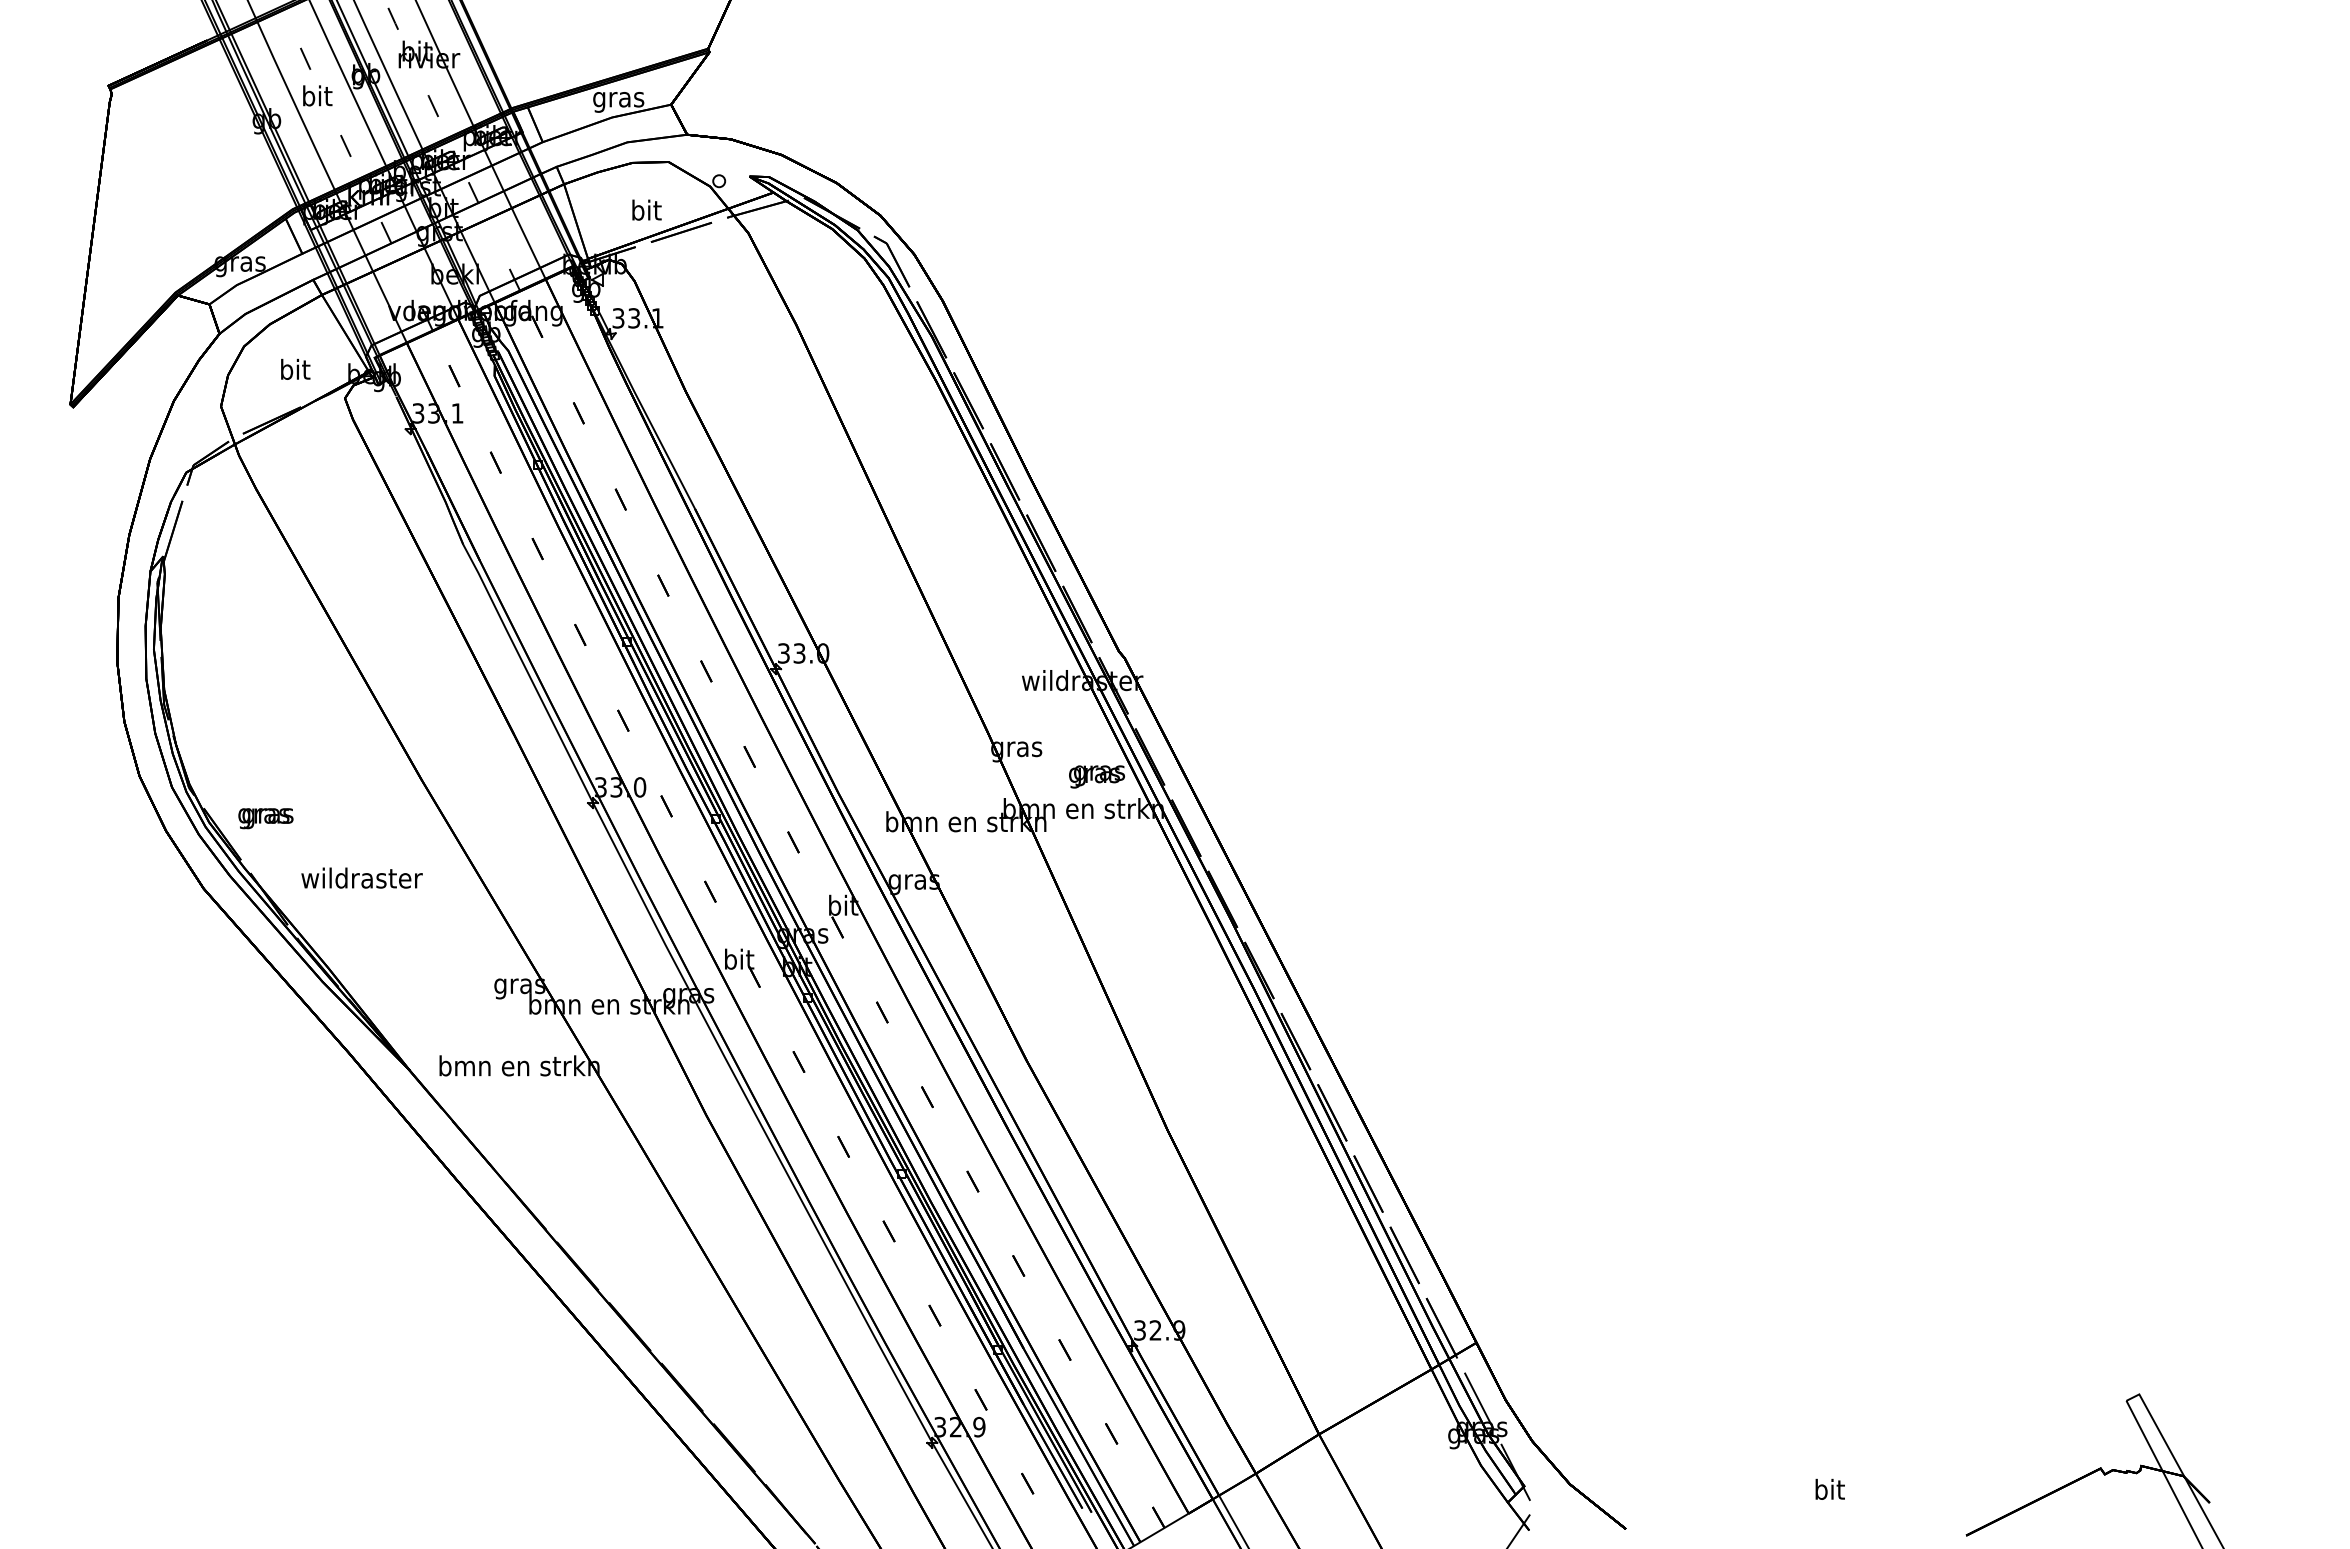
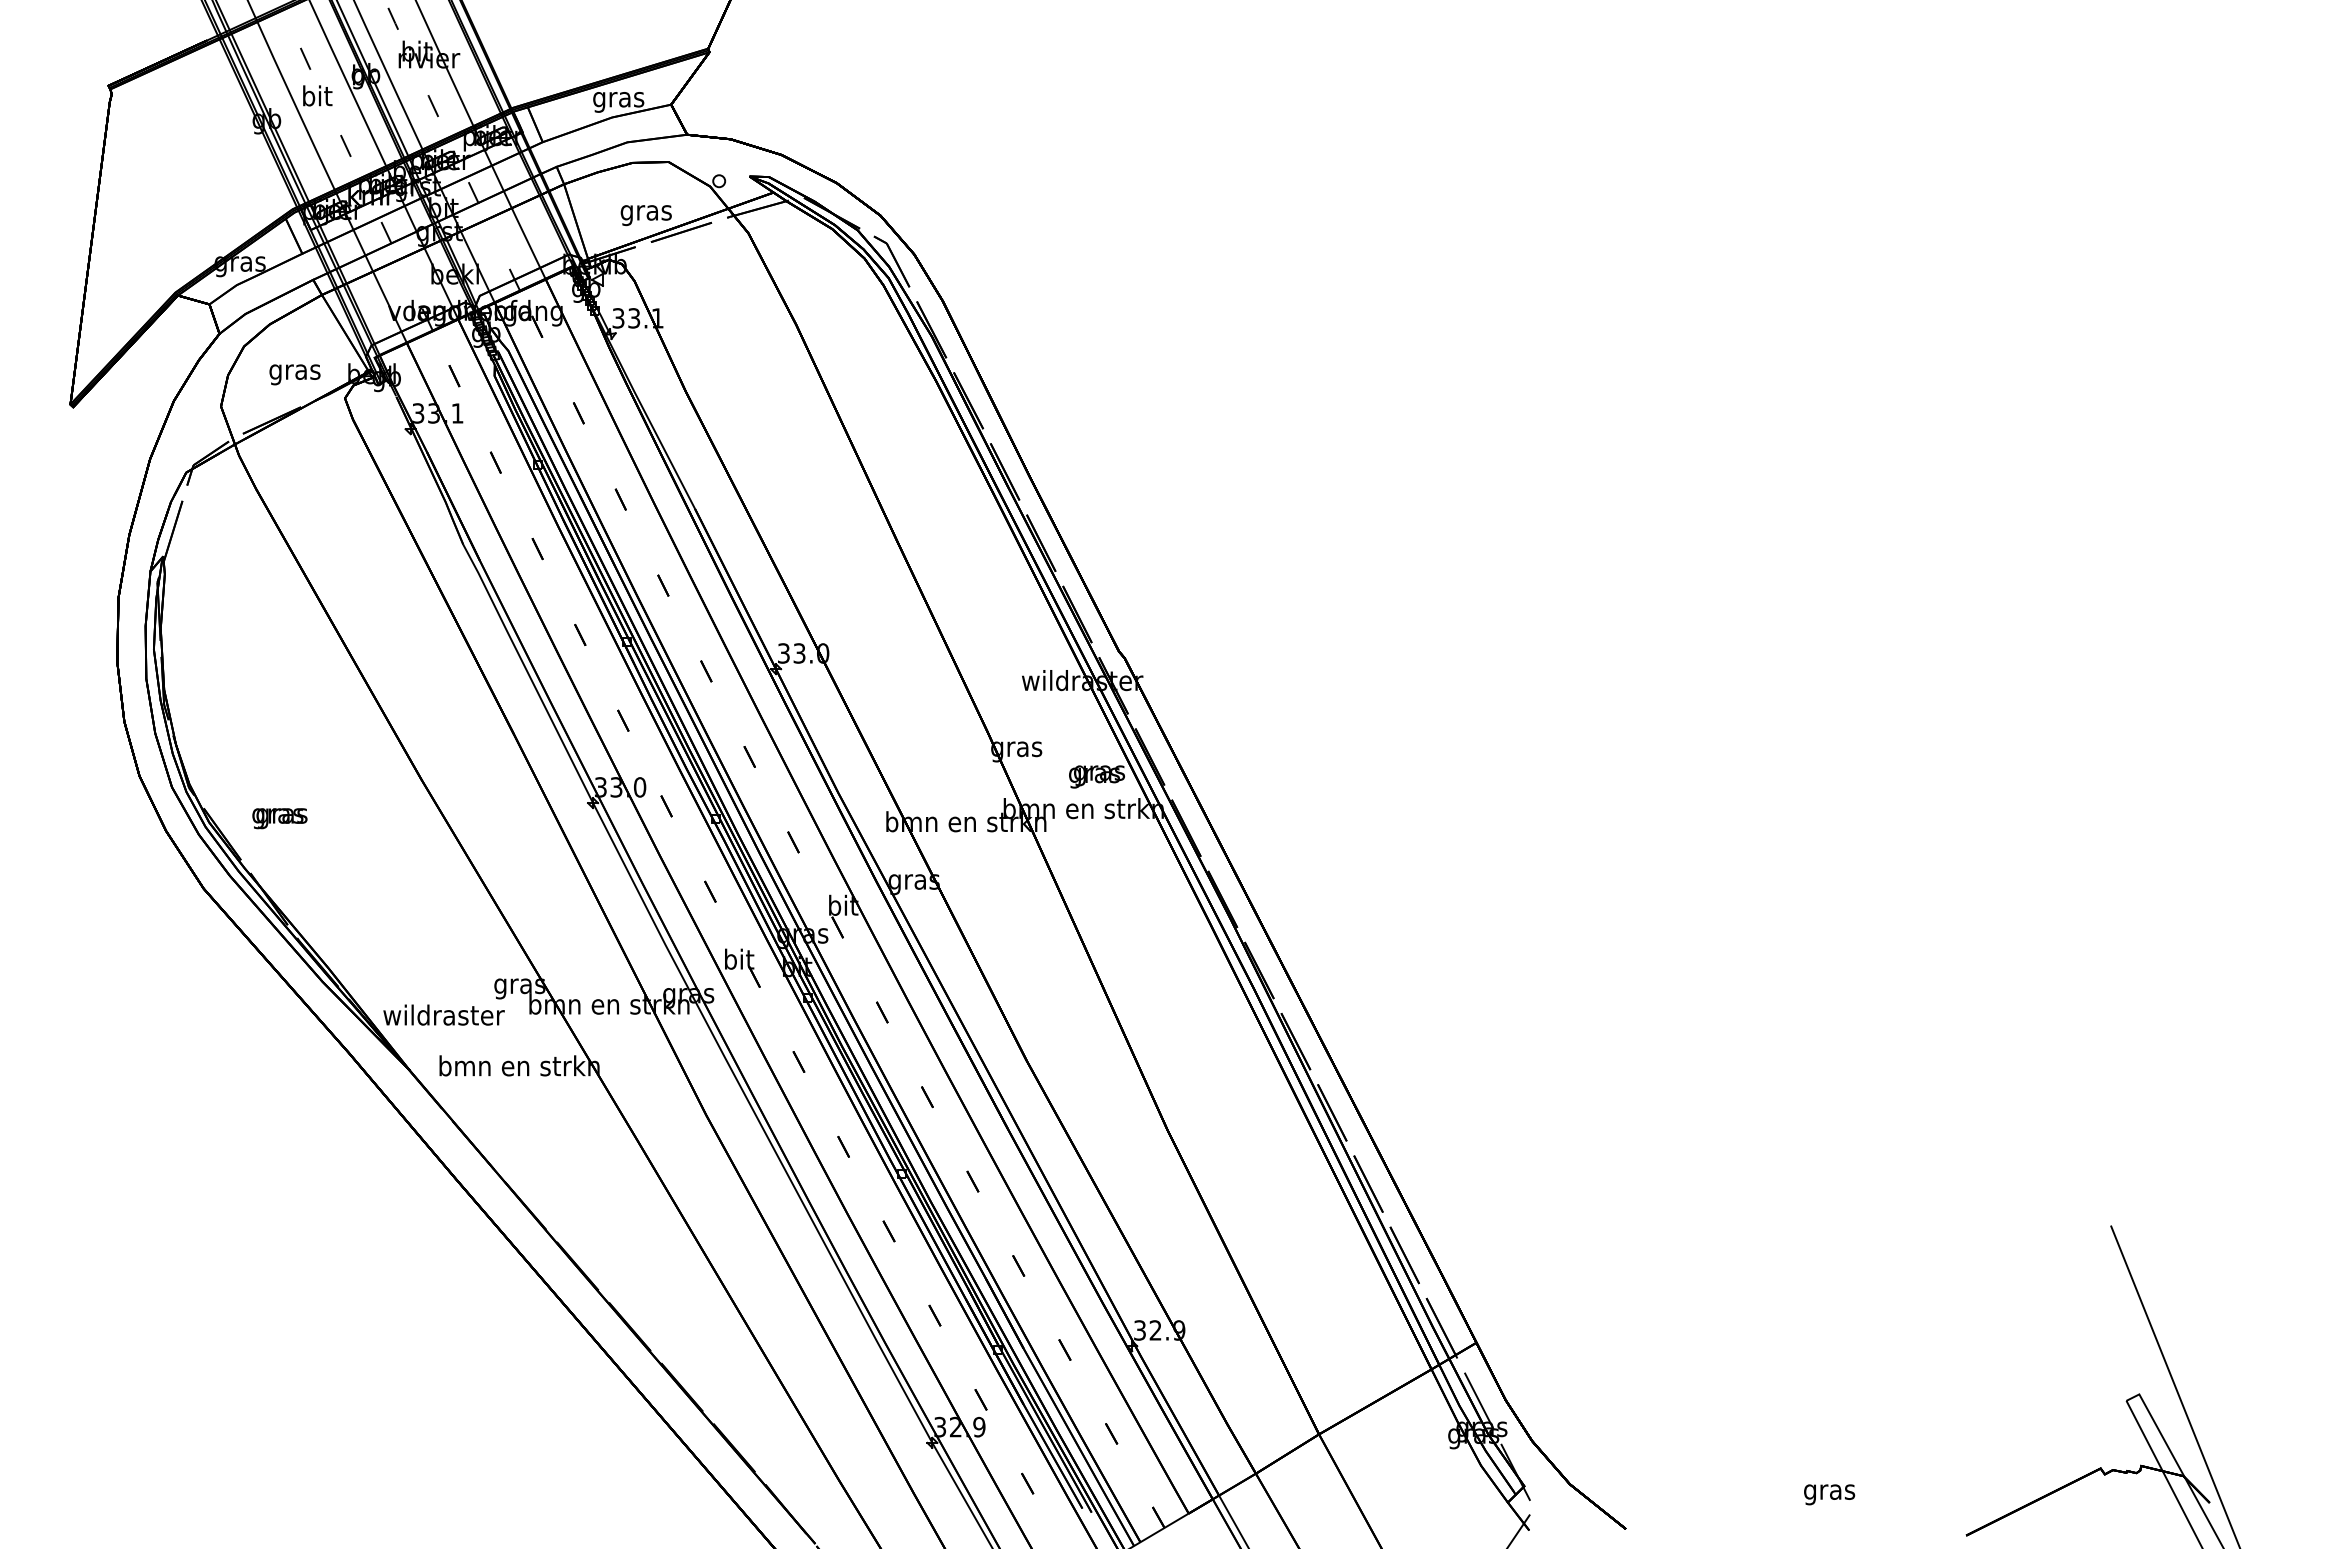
text: bit -> gras (645, 212)
text: bit -> gras (294, 371)
text position: (265, 818) -> (279, 818) (279, 818)
text position: (361, 877) -> (443, 1014) (443, 1014)
line: none -> present (2174, 1385)
text: bit -> gras (1829, 1491)
